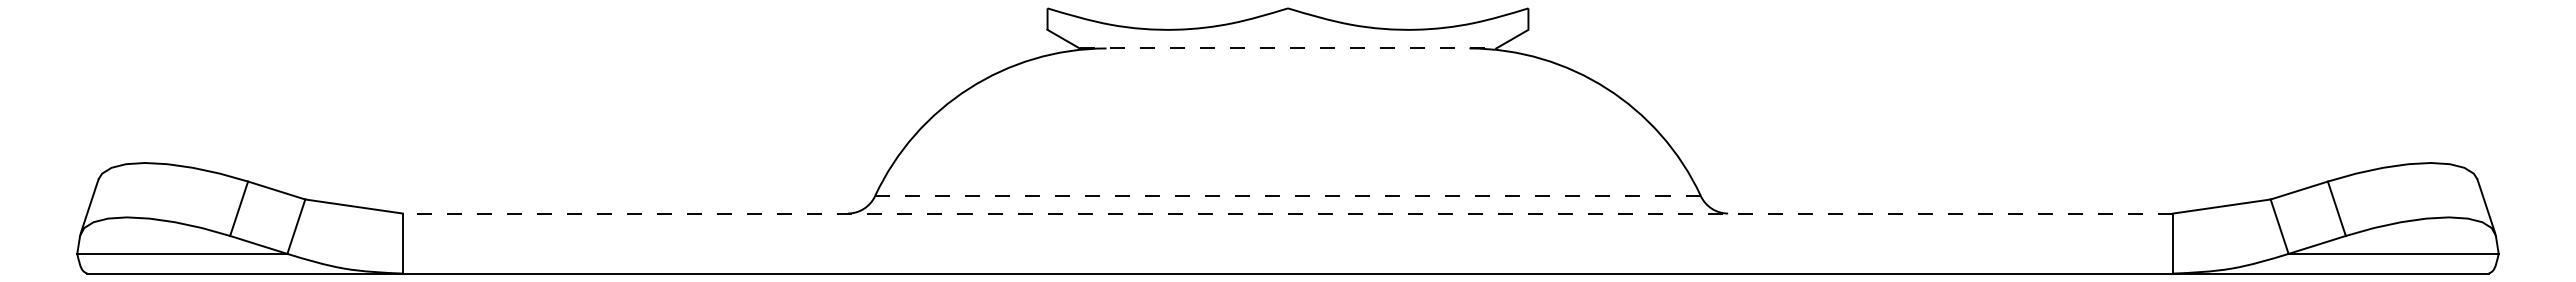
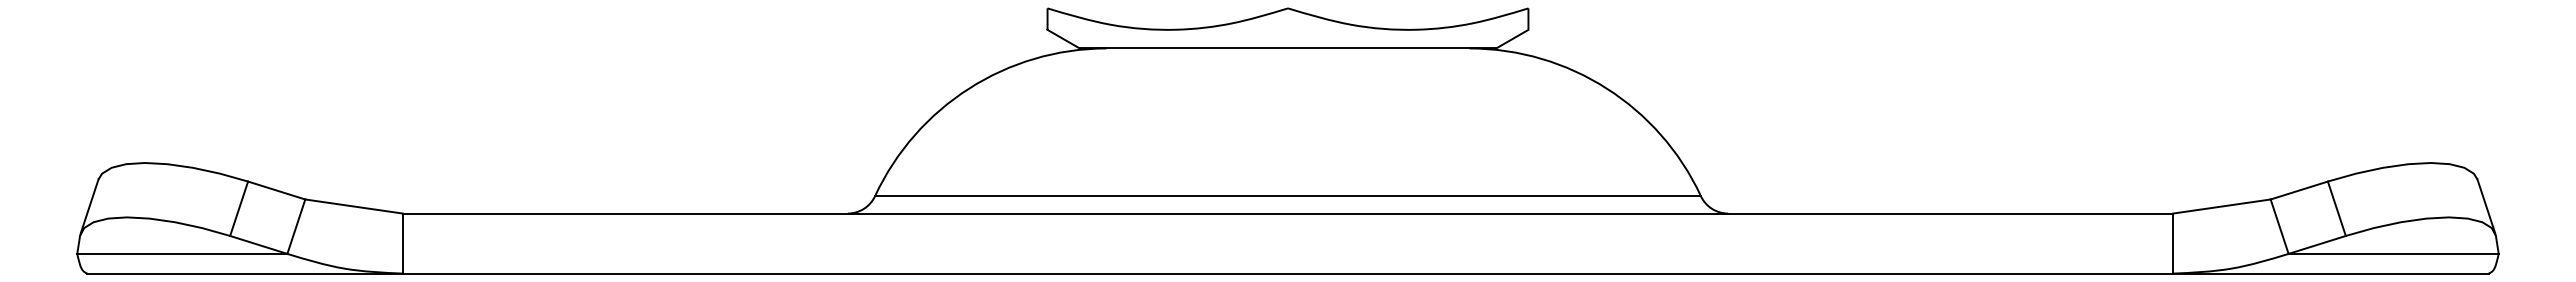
line: dashed -> solid (1288, 48)
line: dashed -> solid (1287, 196)
line: dashed -> solid (1287, 213)
